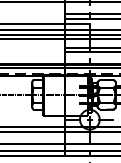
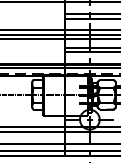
line: present -> none (45, 23)
